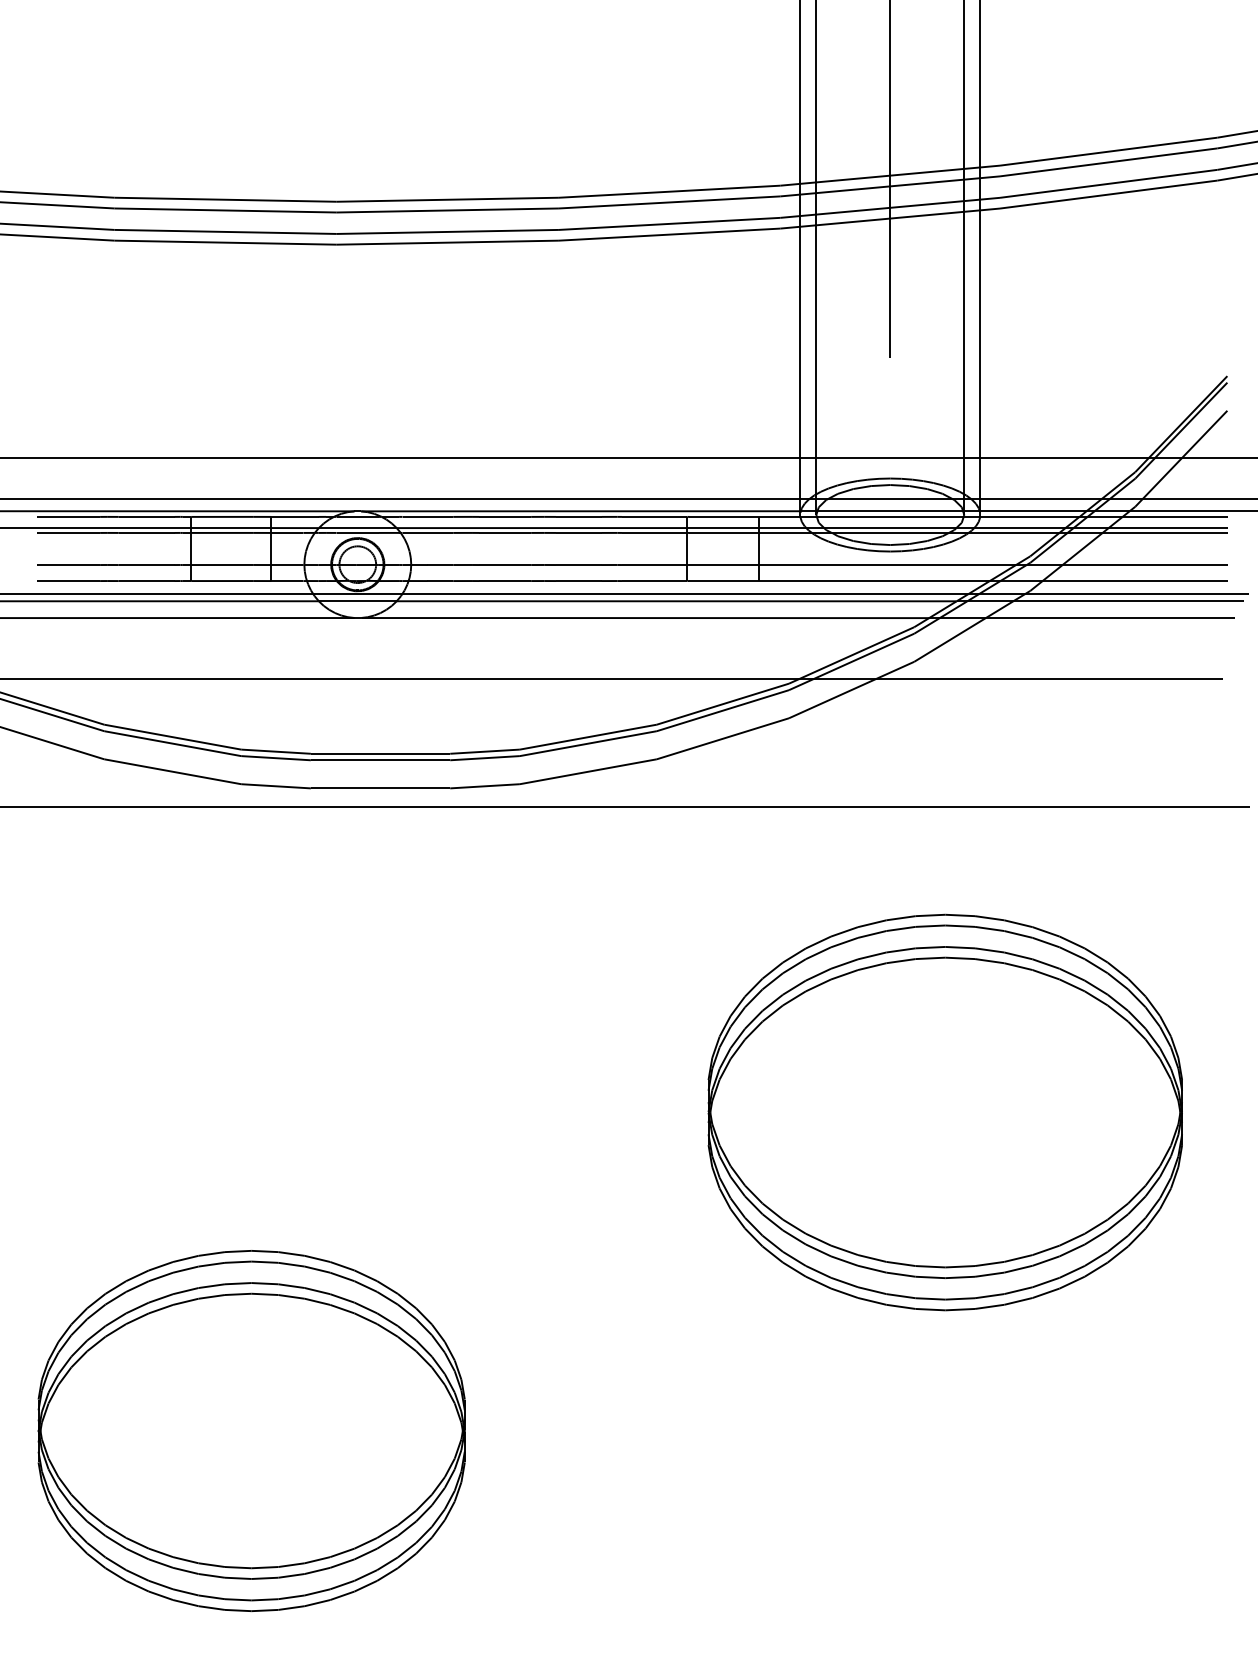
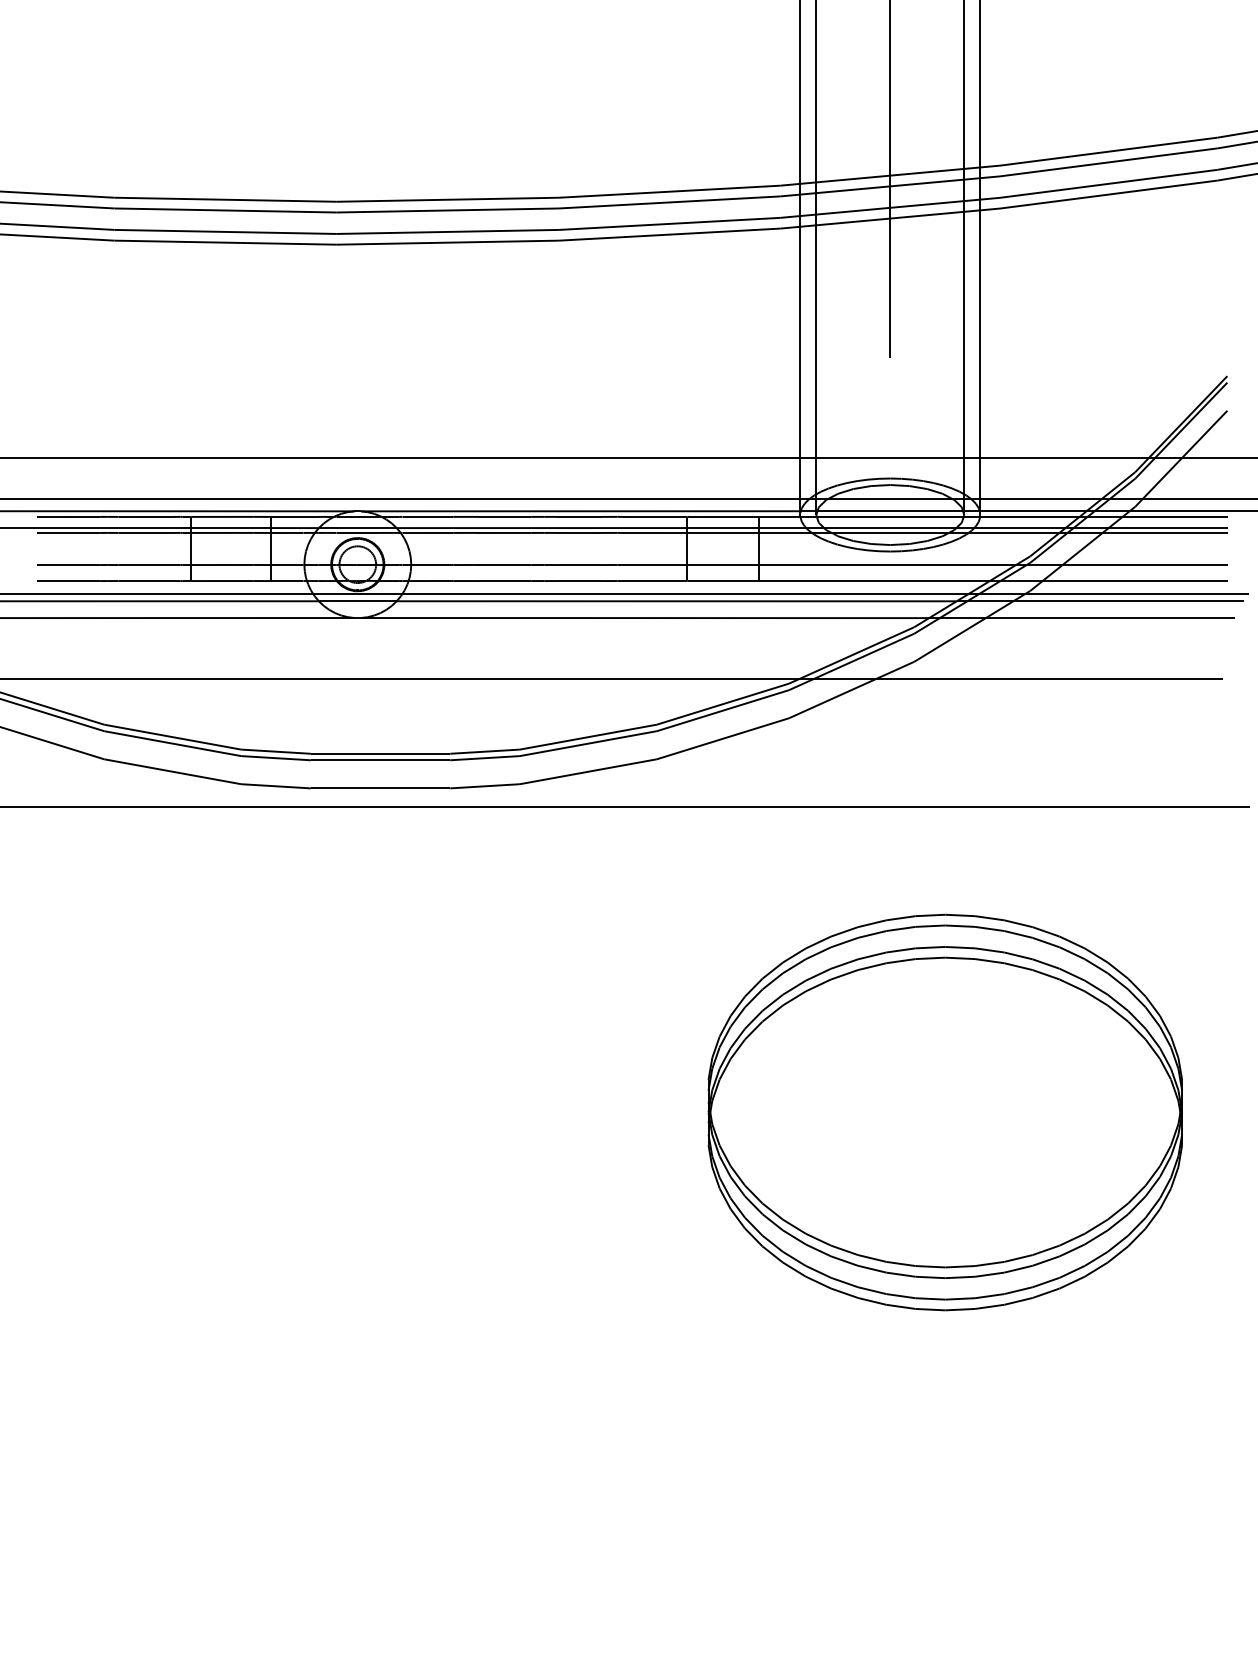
part: present -> none (251, 1430)
